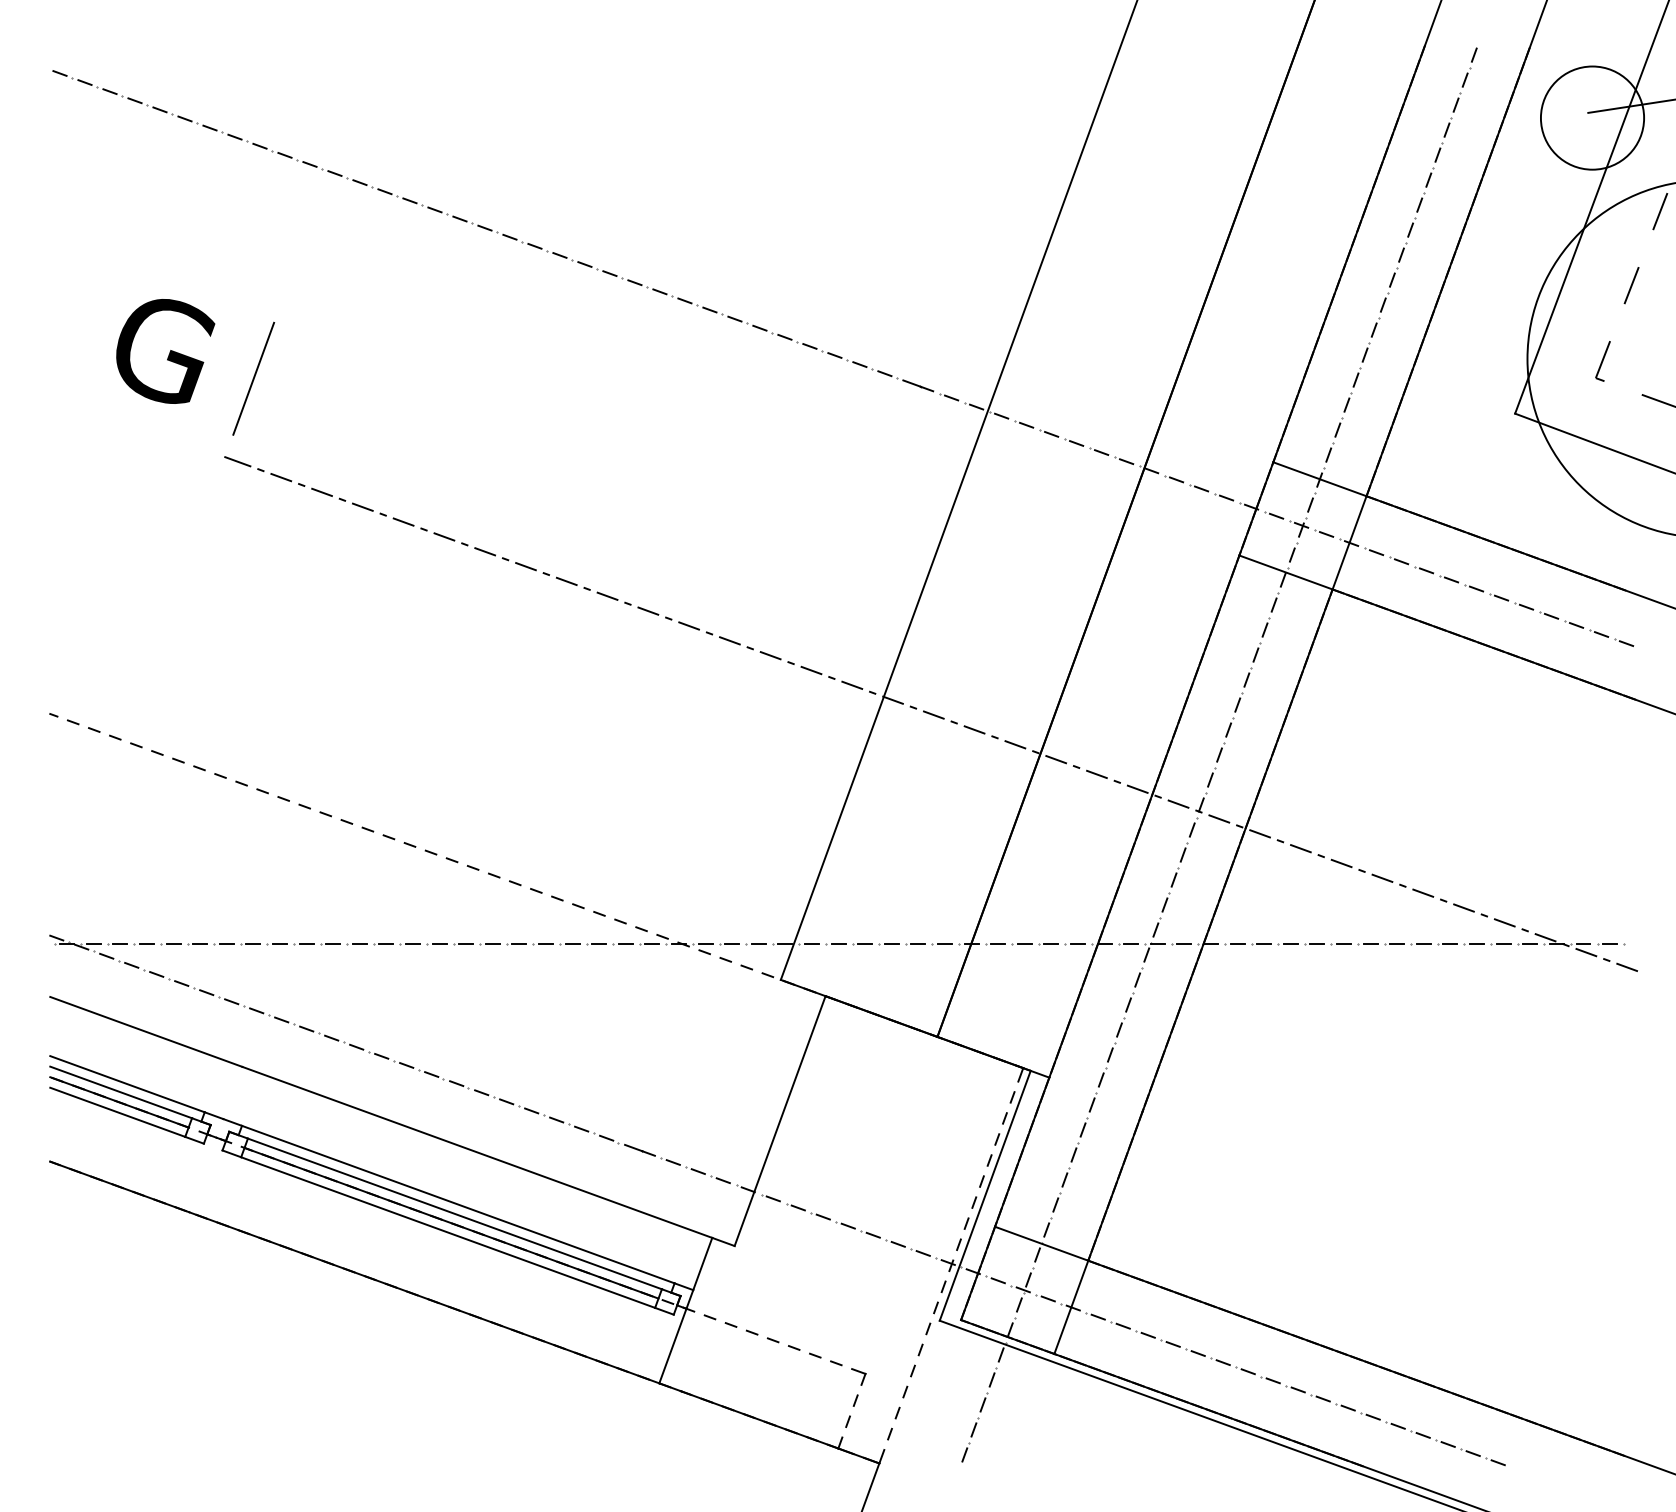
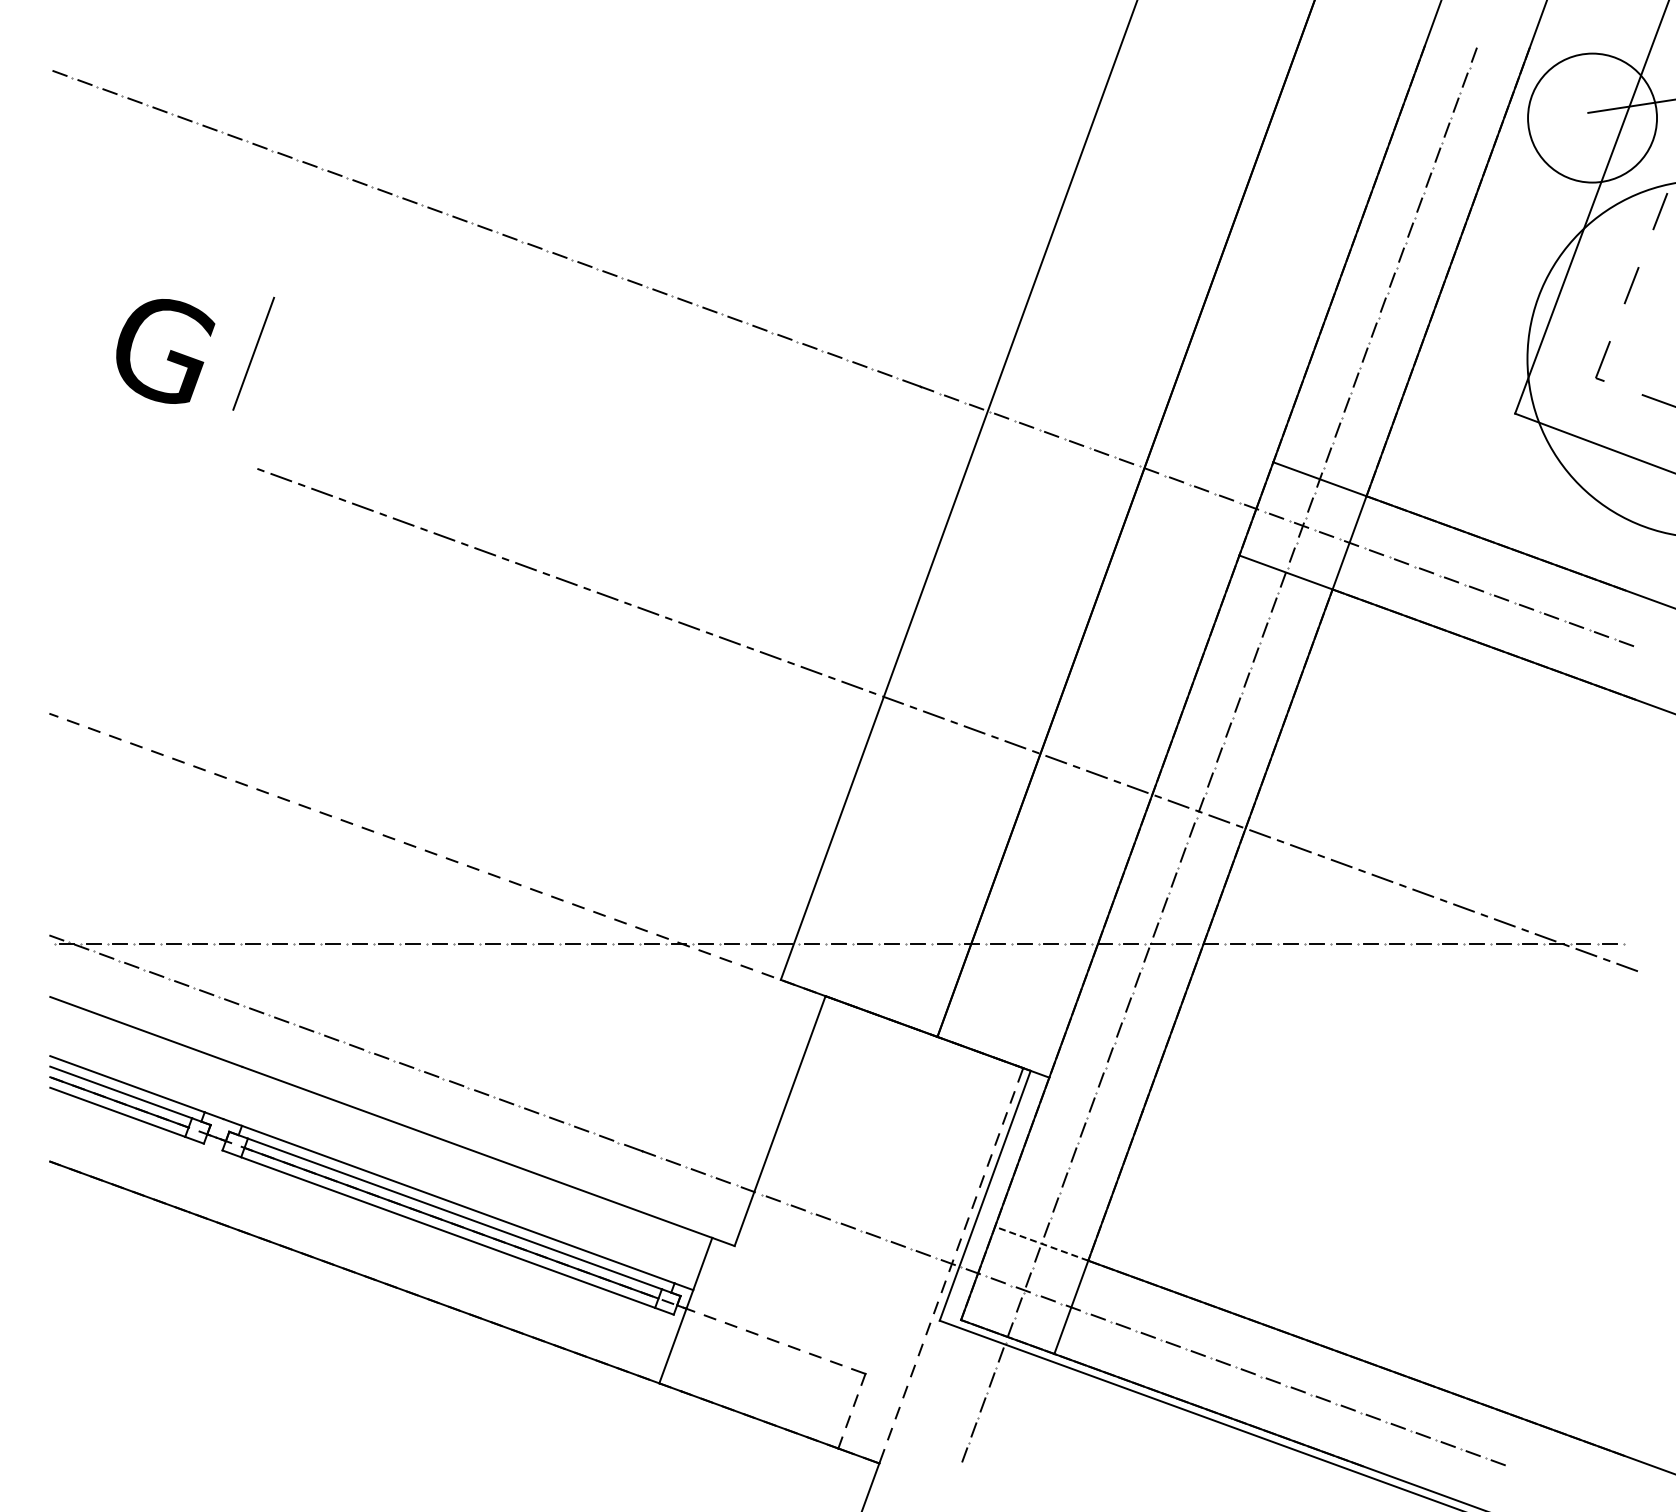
circle diameter: 103 px -> 129 px (1592, 117)
line position: (253, 378) -> (253, 353) (253, 353)
line: present -> none (237, 461)
line: solid -> dashed (1041, 1243)
